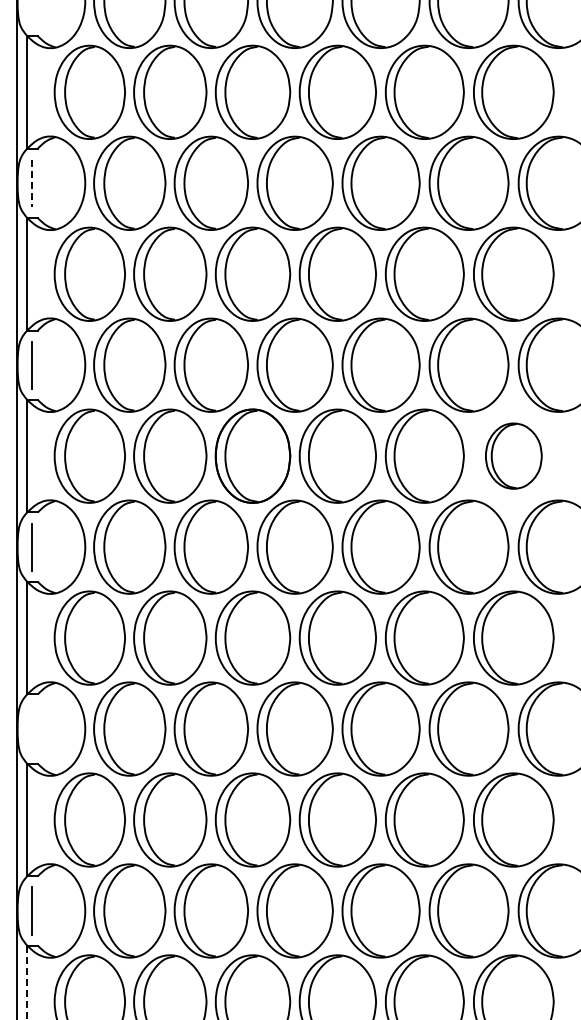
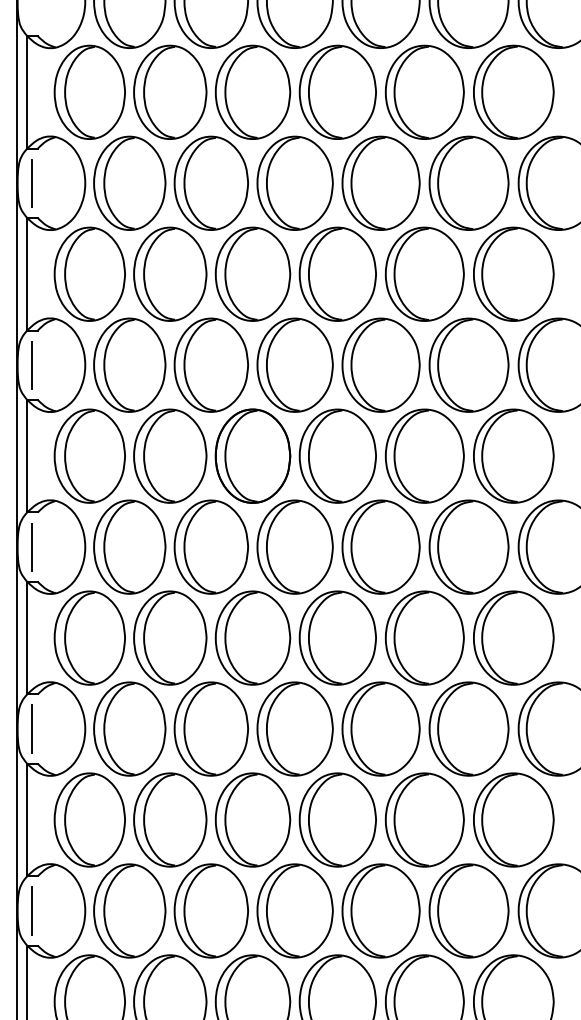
line: dashed -> solid (32, 183)
part size: 58x68 px -> 82x96 px (513, 455)
line: none -> present (32, 728)
line: dashed -> solid (27, 982)
